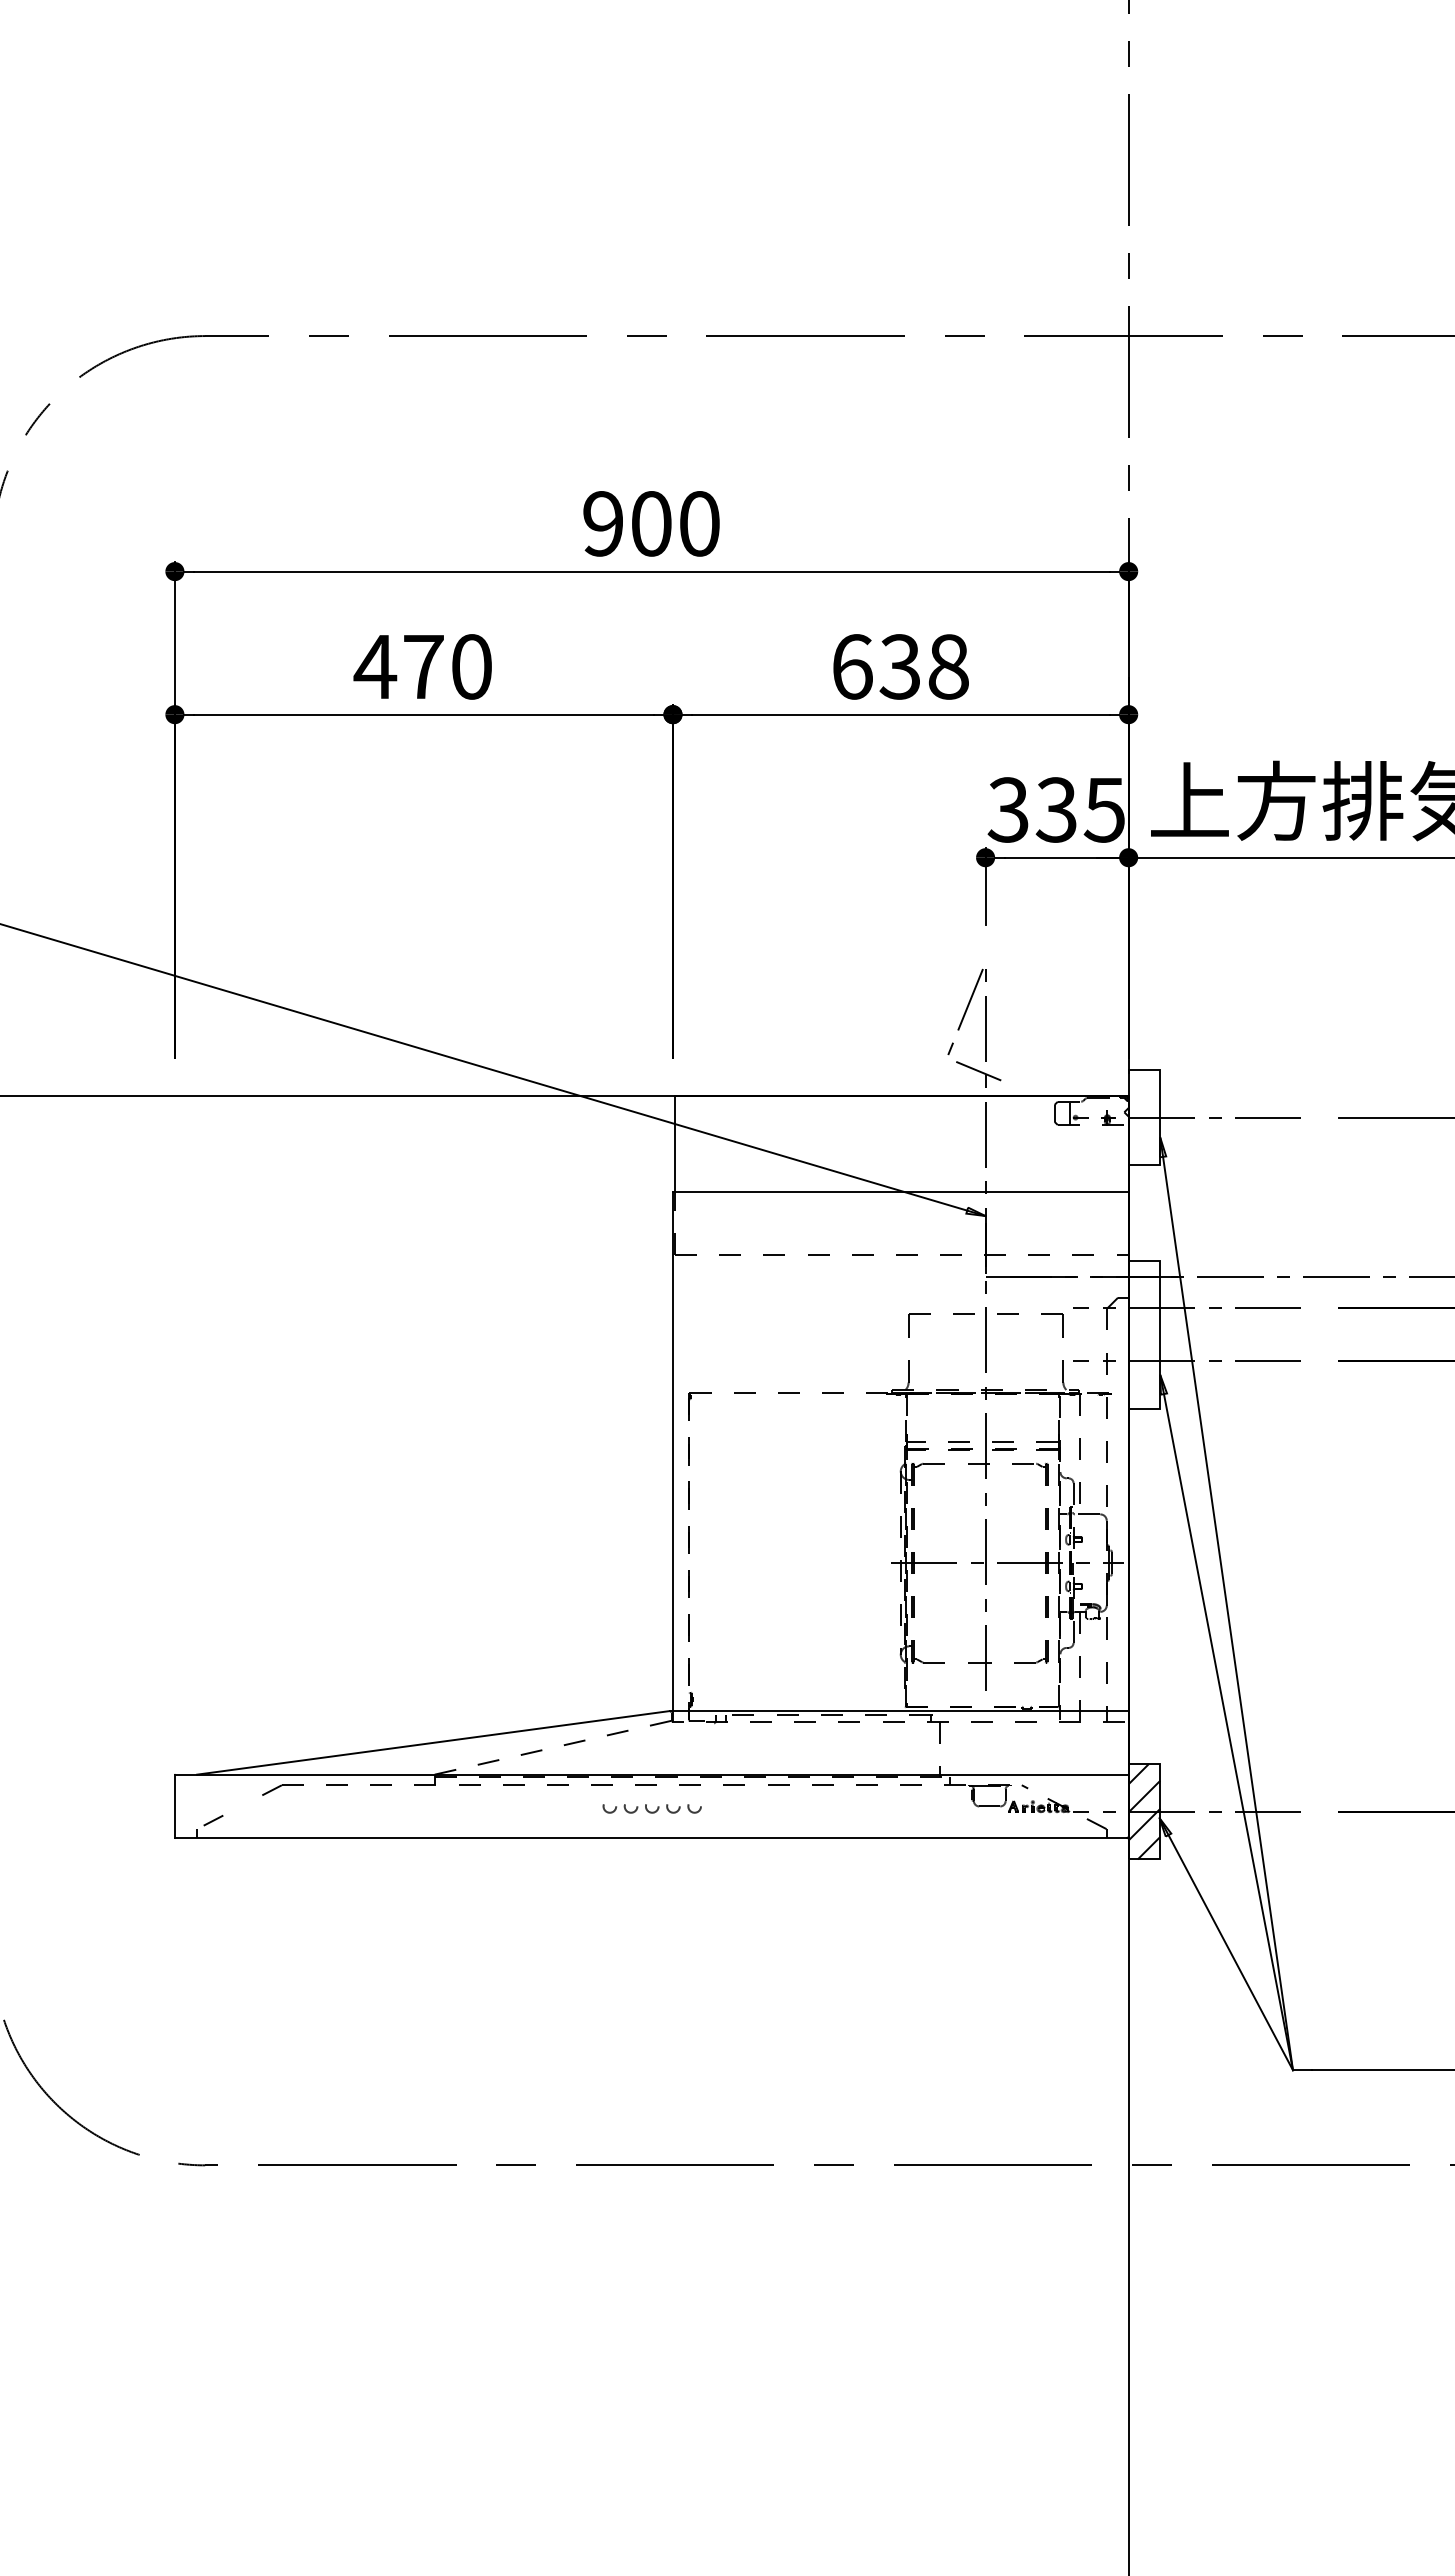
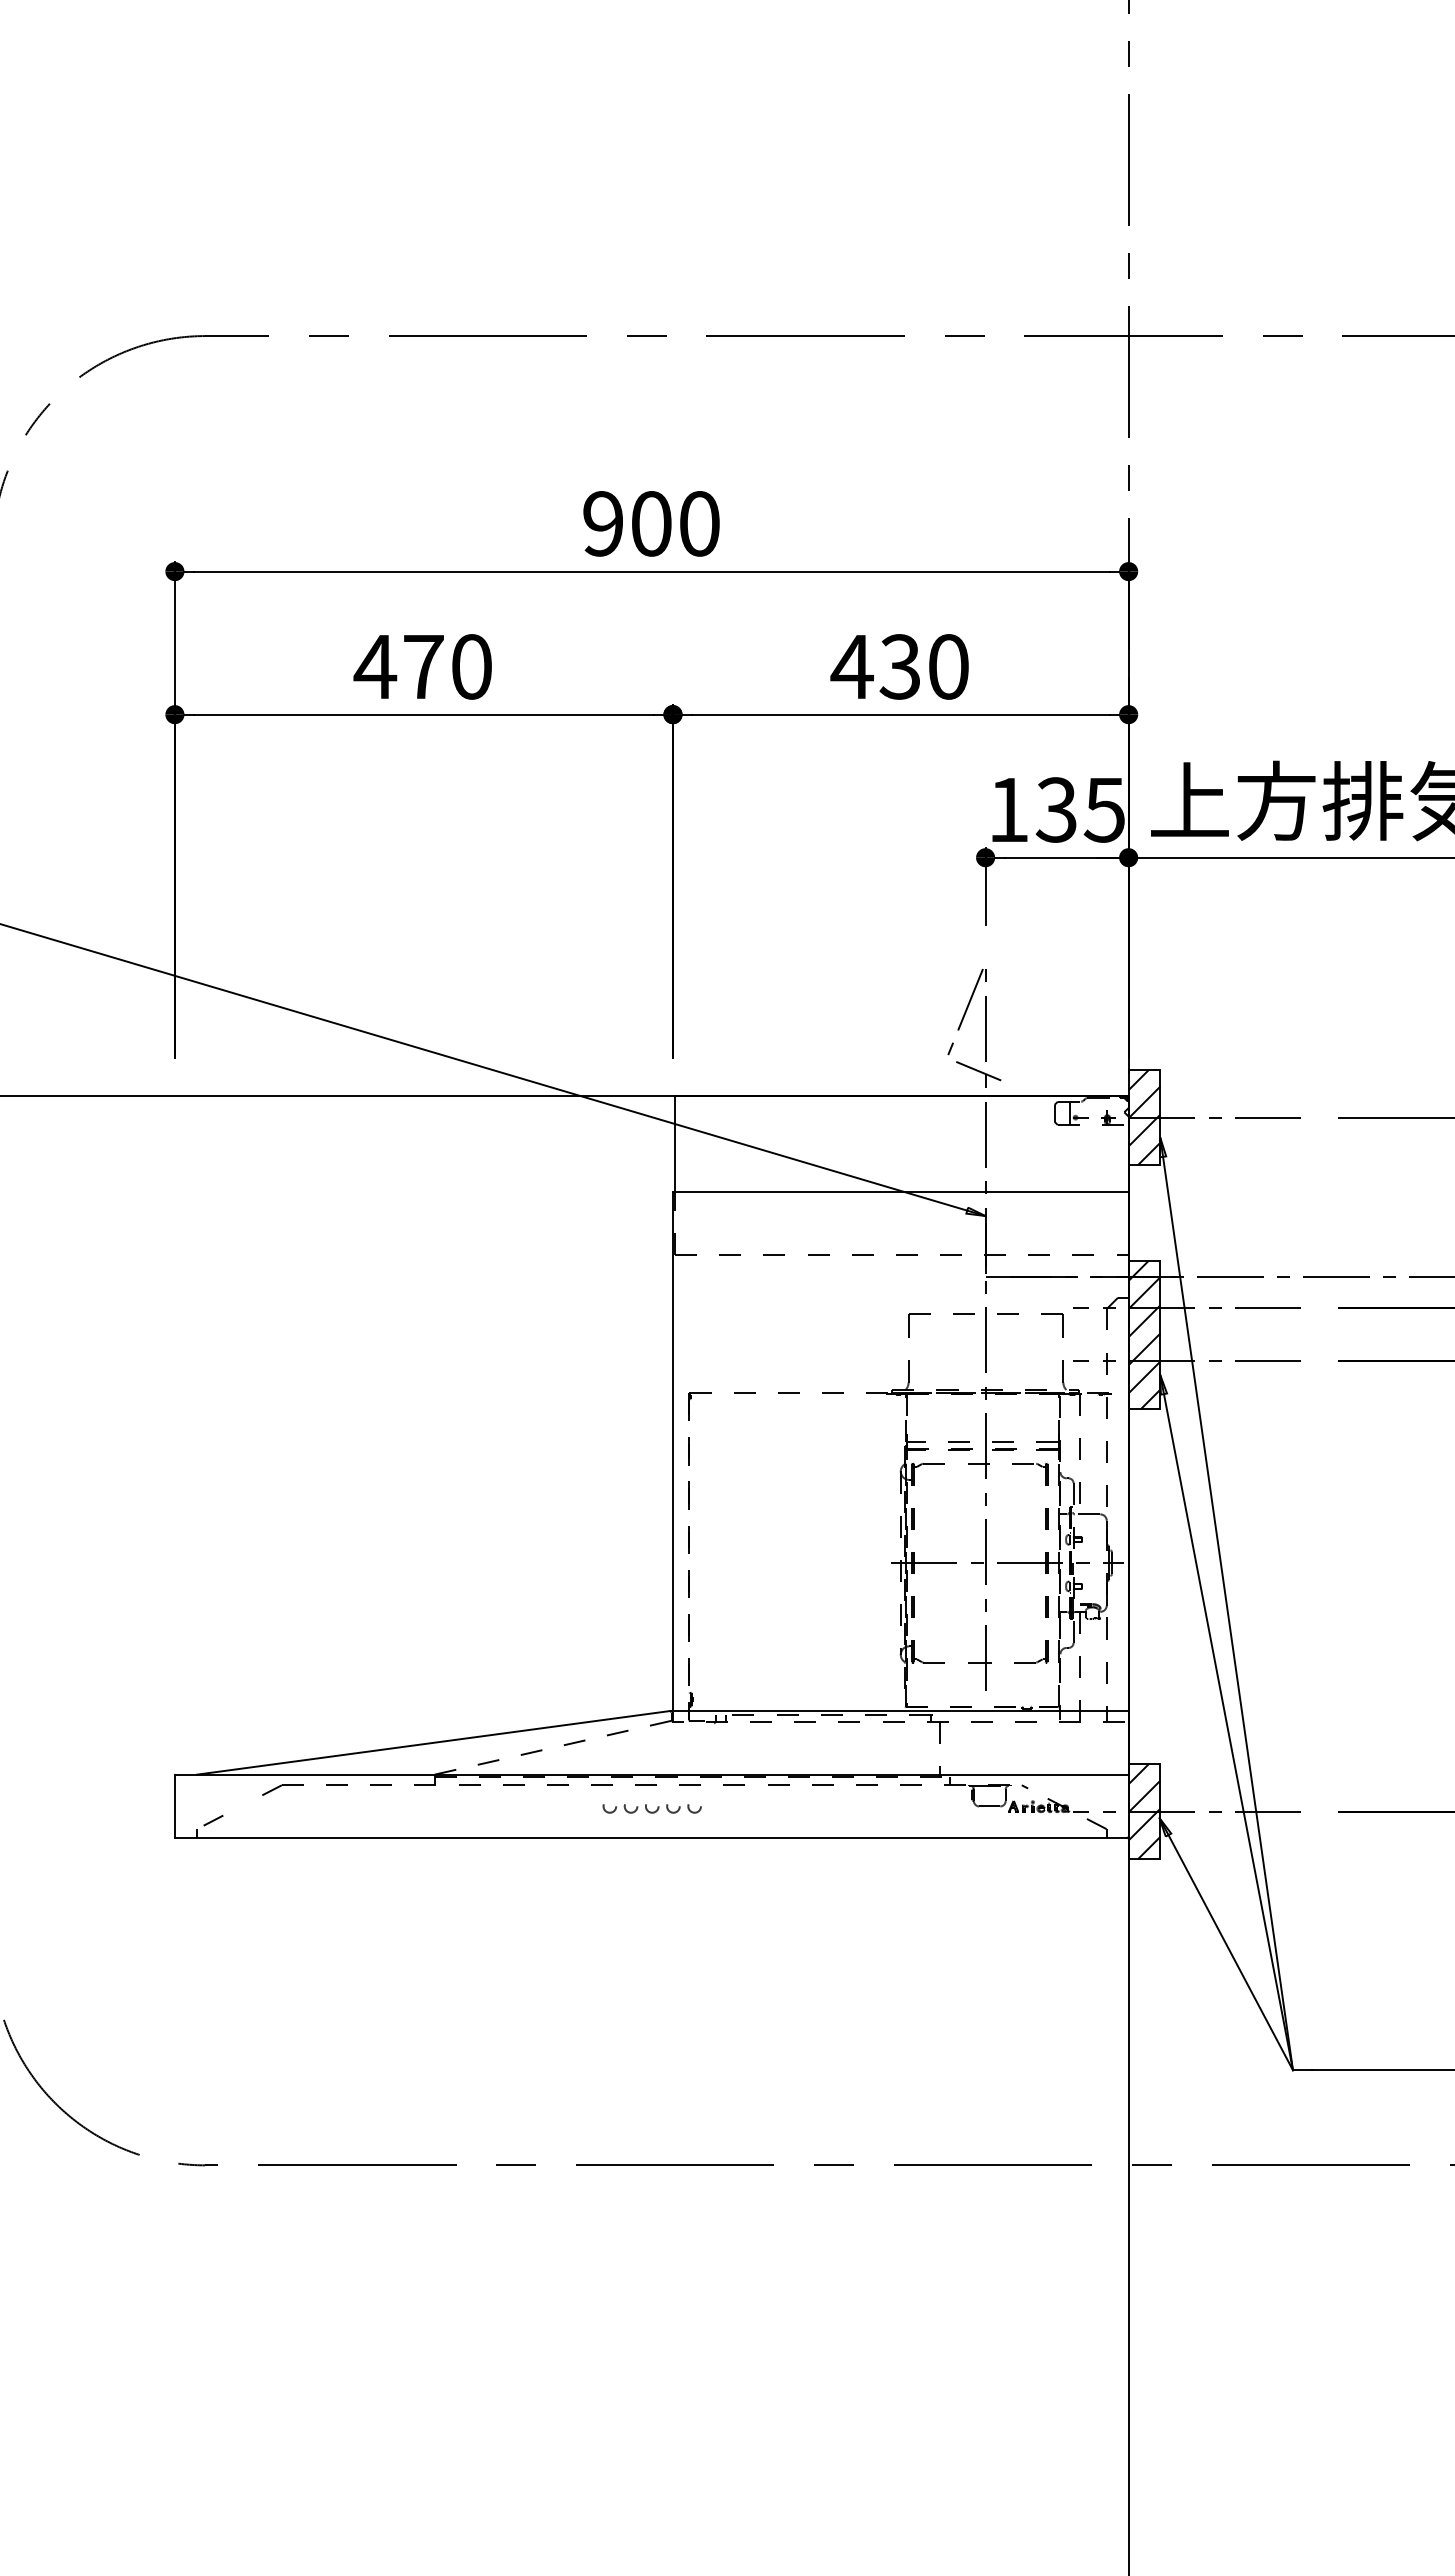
text: 638 -> 430 (899, 666)
text: 335 -> 135 (1007, 809)
hatch: none -> present (1144, 1117)
hatch: none -> present (1144, 1334)
